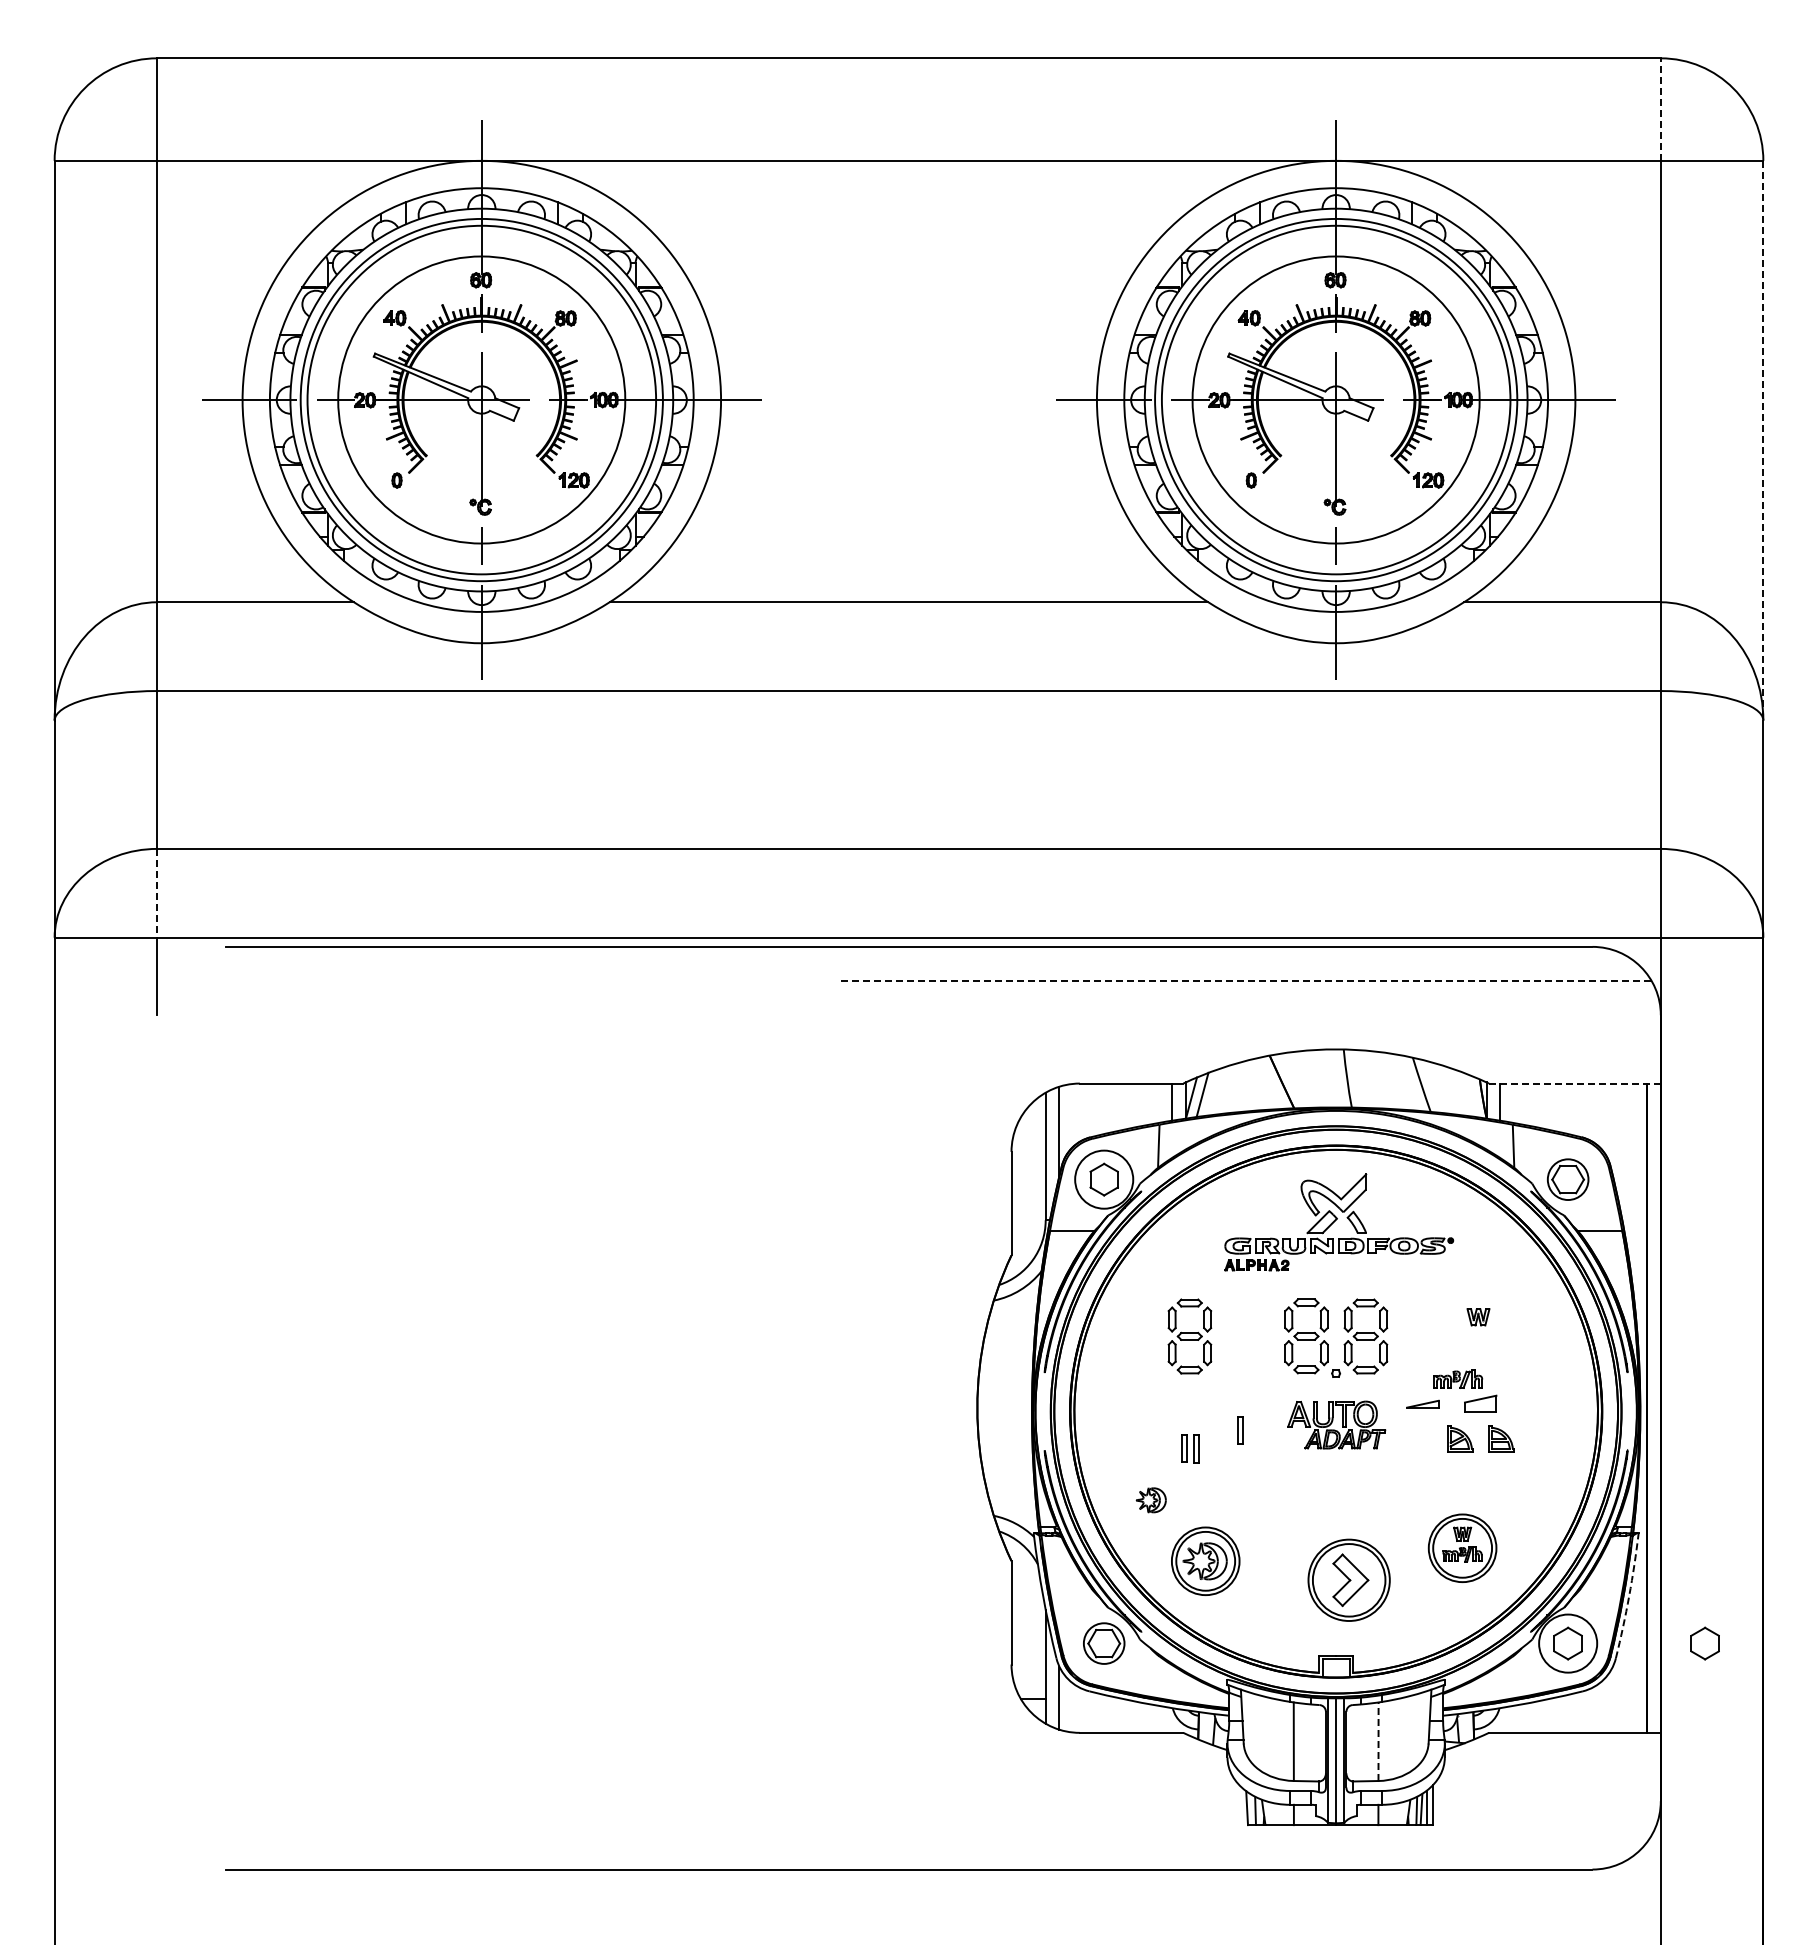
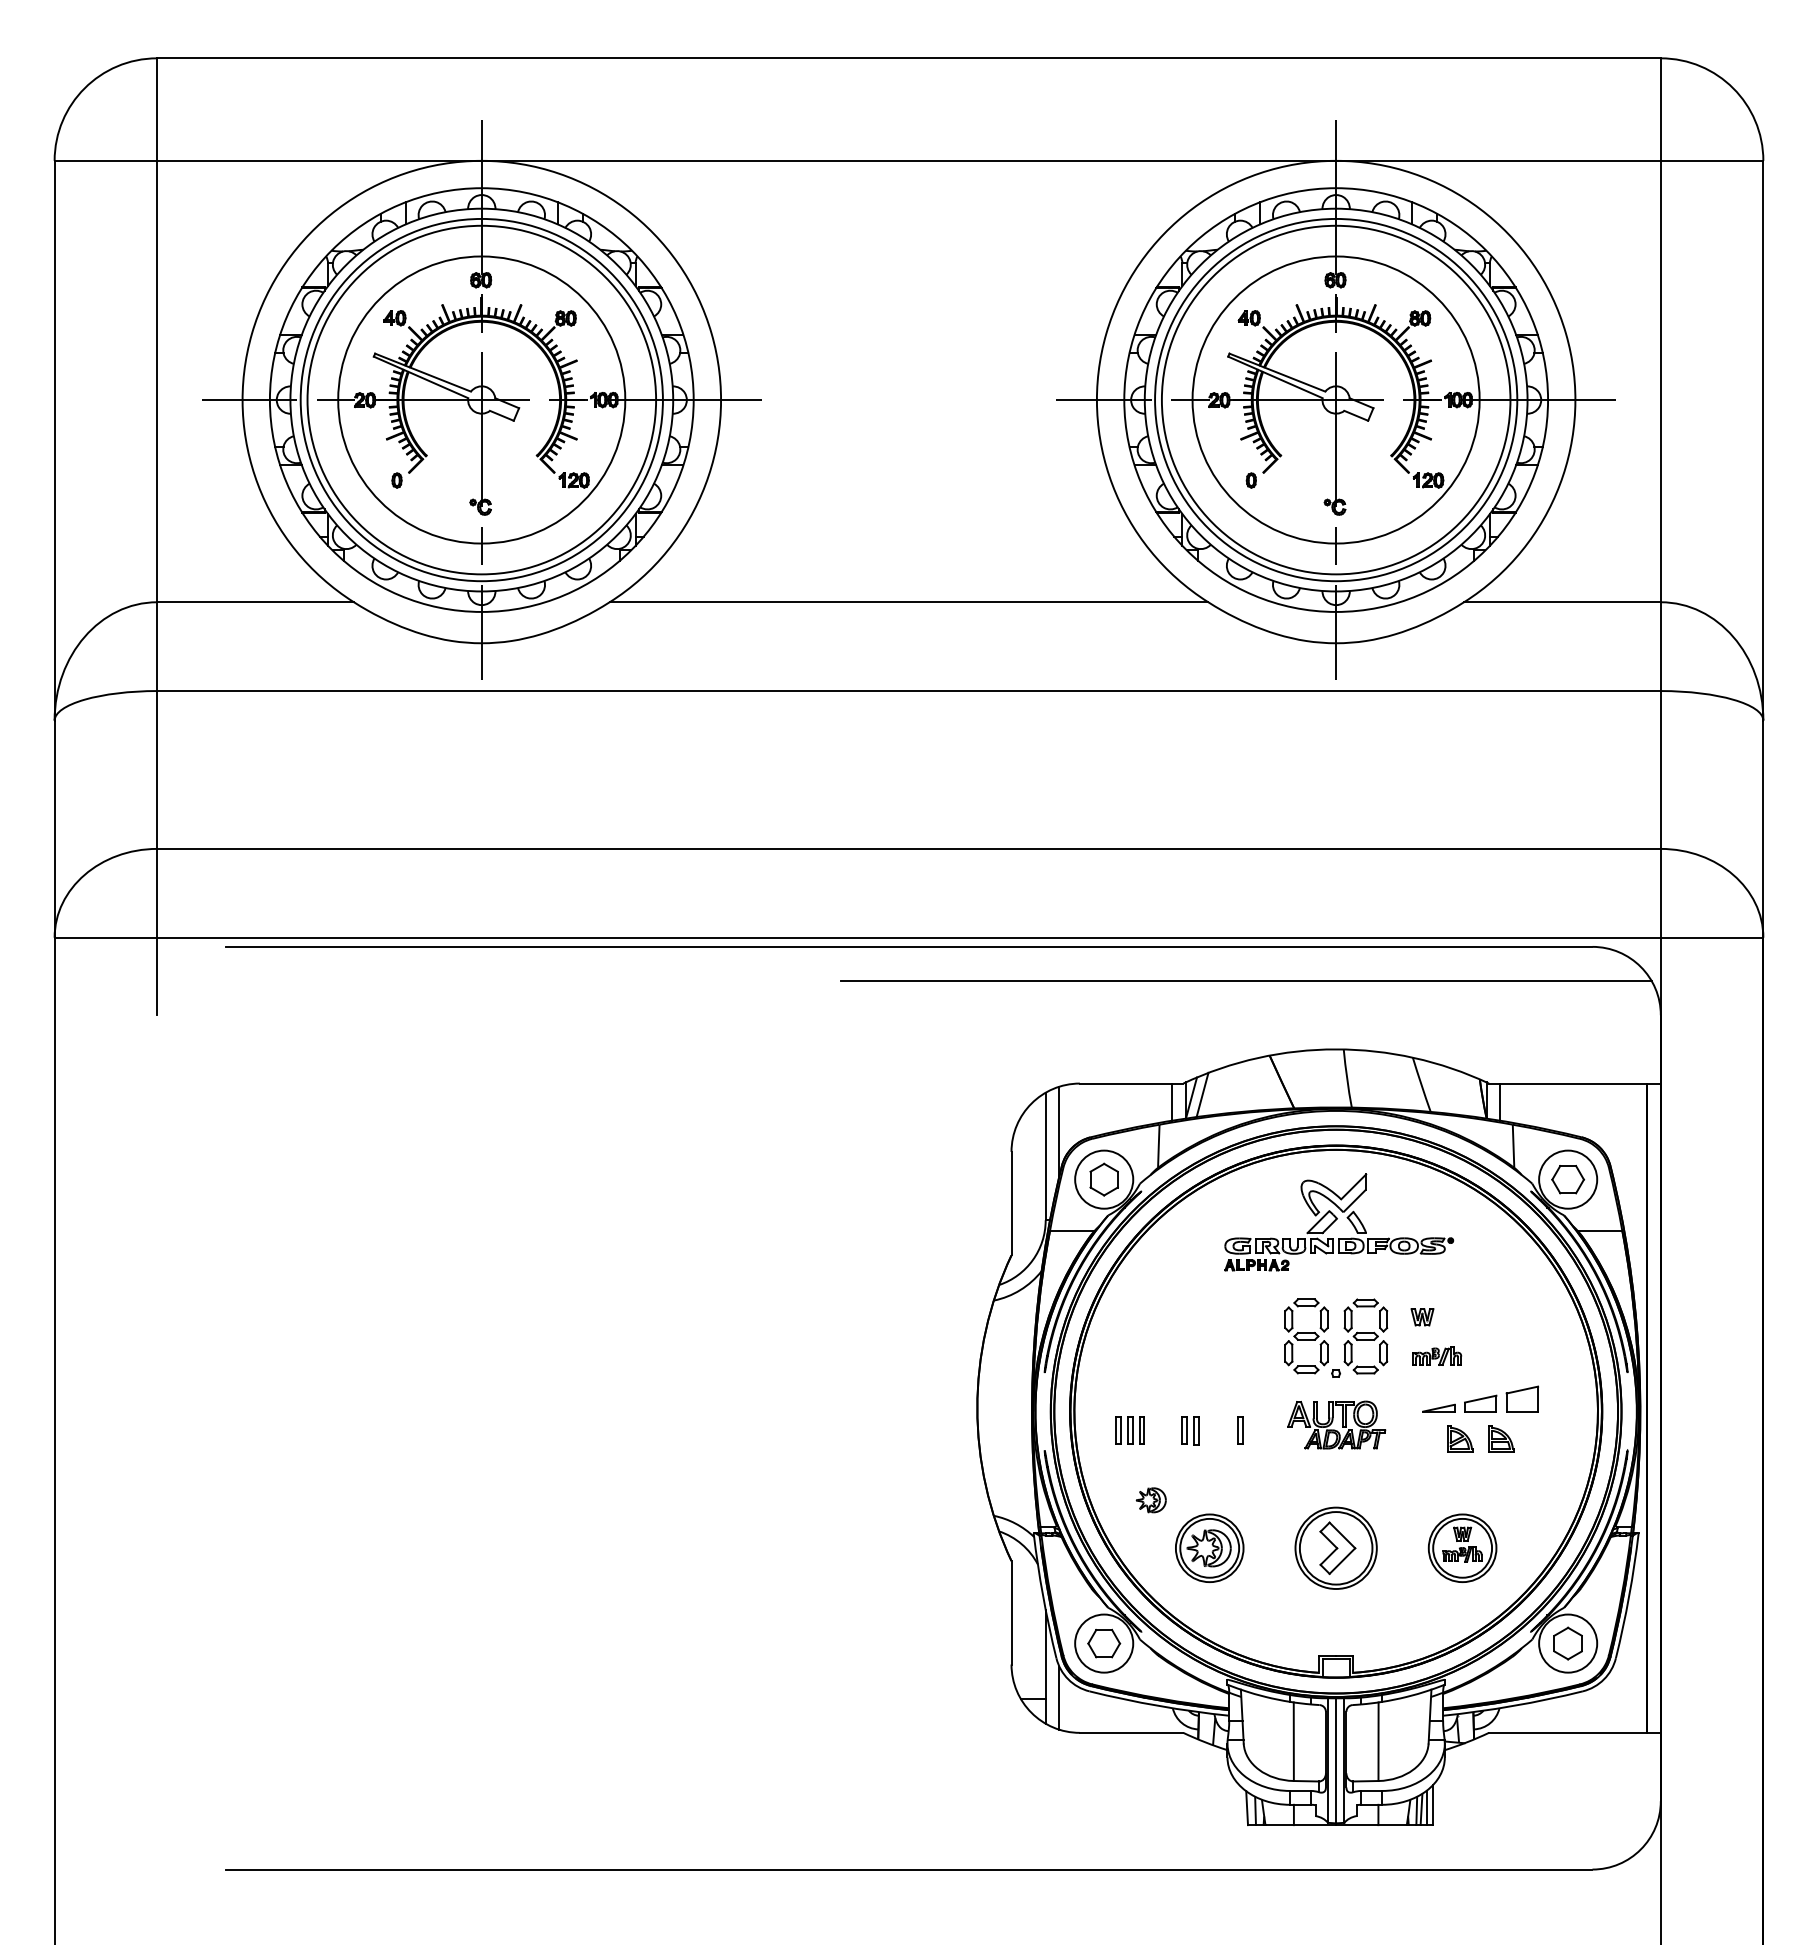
line: dashed -> solid (1660, 109)
line: dashed -> solid (1763, 440)
line: dashed -> solid (157, 893)
line: dashed -> solid (1246, 981)
line: dashed -> solid (1574, 1083)
circle diameter: 41 px -> 58 px (1568, 1179)
part position: (1478, 1317) -> (1422, 1317) (1422, 1317)
part: present -> none (1189, 1336)
part position: (1458, 1378) -> (1437, 1355) (1437, 1355)
part: none -> present (1521, 1398)
part position: (1422, 1403) -> (1438, 1407) (1438, 1407)
part: none -> present (1129, 1430)
part position: (1190, 1448) -> (1190, 1430) (1190, 1430)
part position: (1205, 1560) -> (1209, 1547) (1209, 1547)
part position: (1348, 1579) -> (1335, 1547) (1335, 1547)
arc: dashed -> solid (1629, 1596)
circle diameter: 41 px -> 58 px (1104, 1643)
part: present -> none (1704, 1643)
line: dashed -> solid (1378, 1741)
